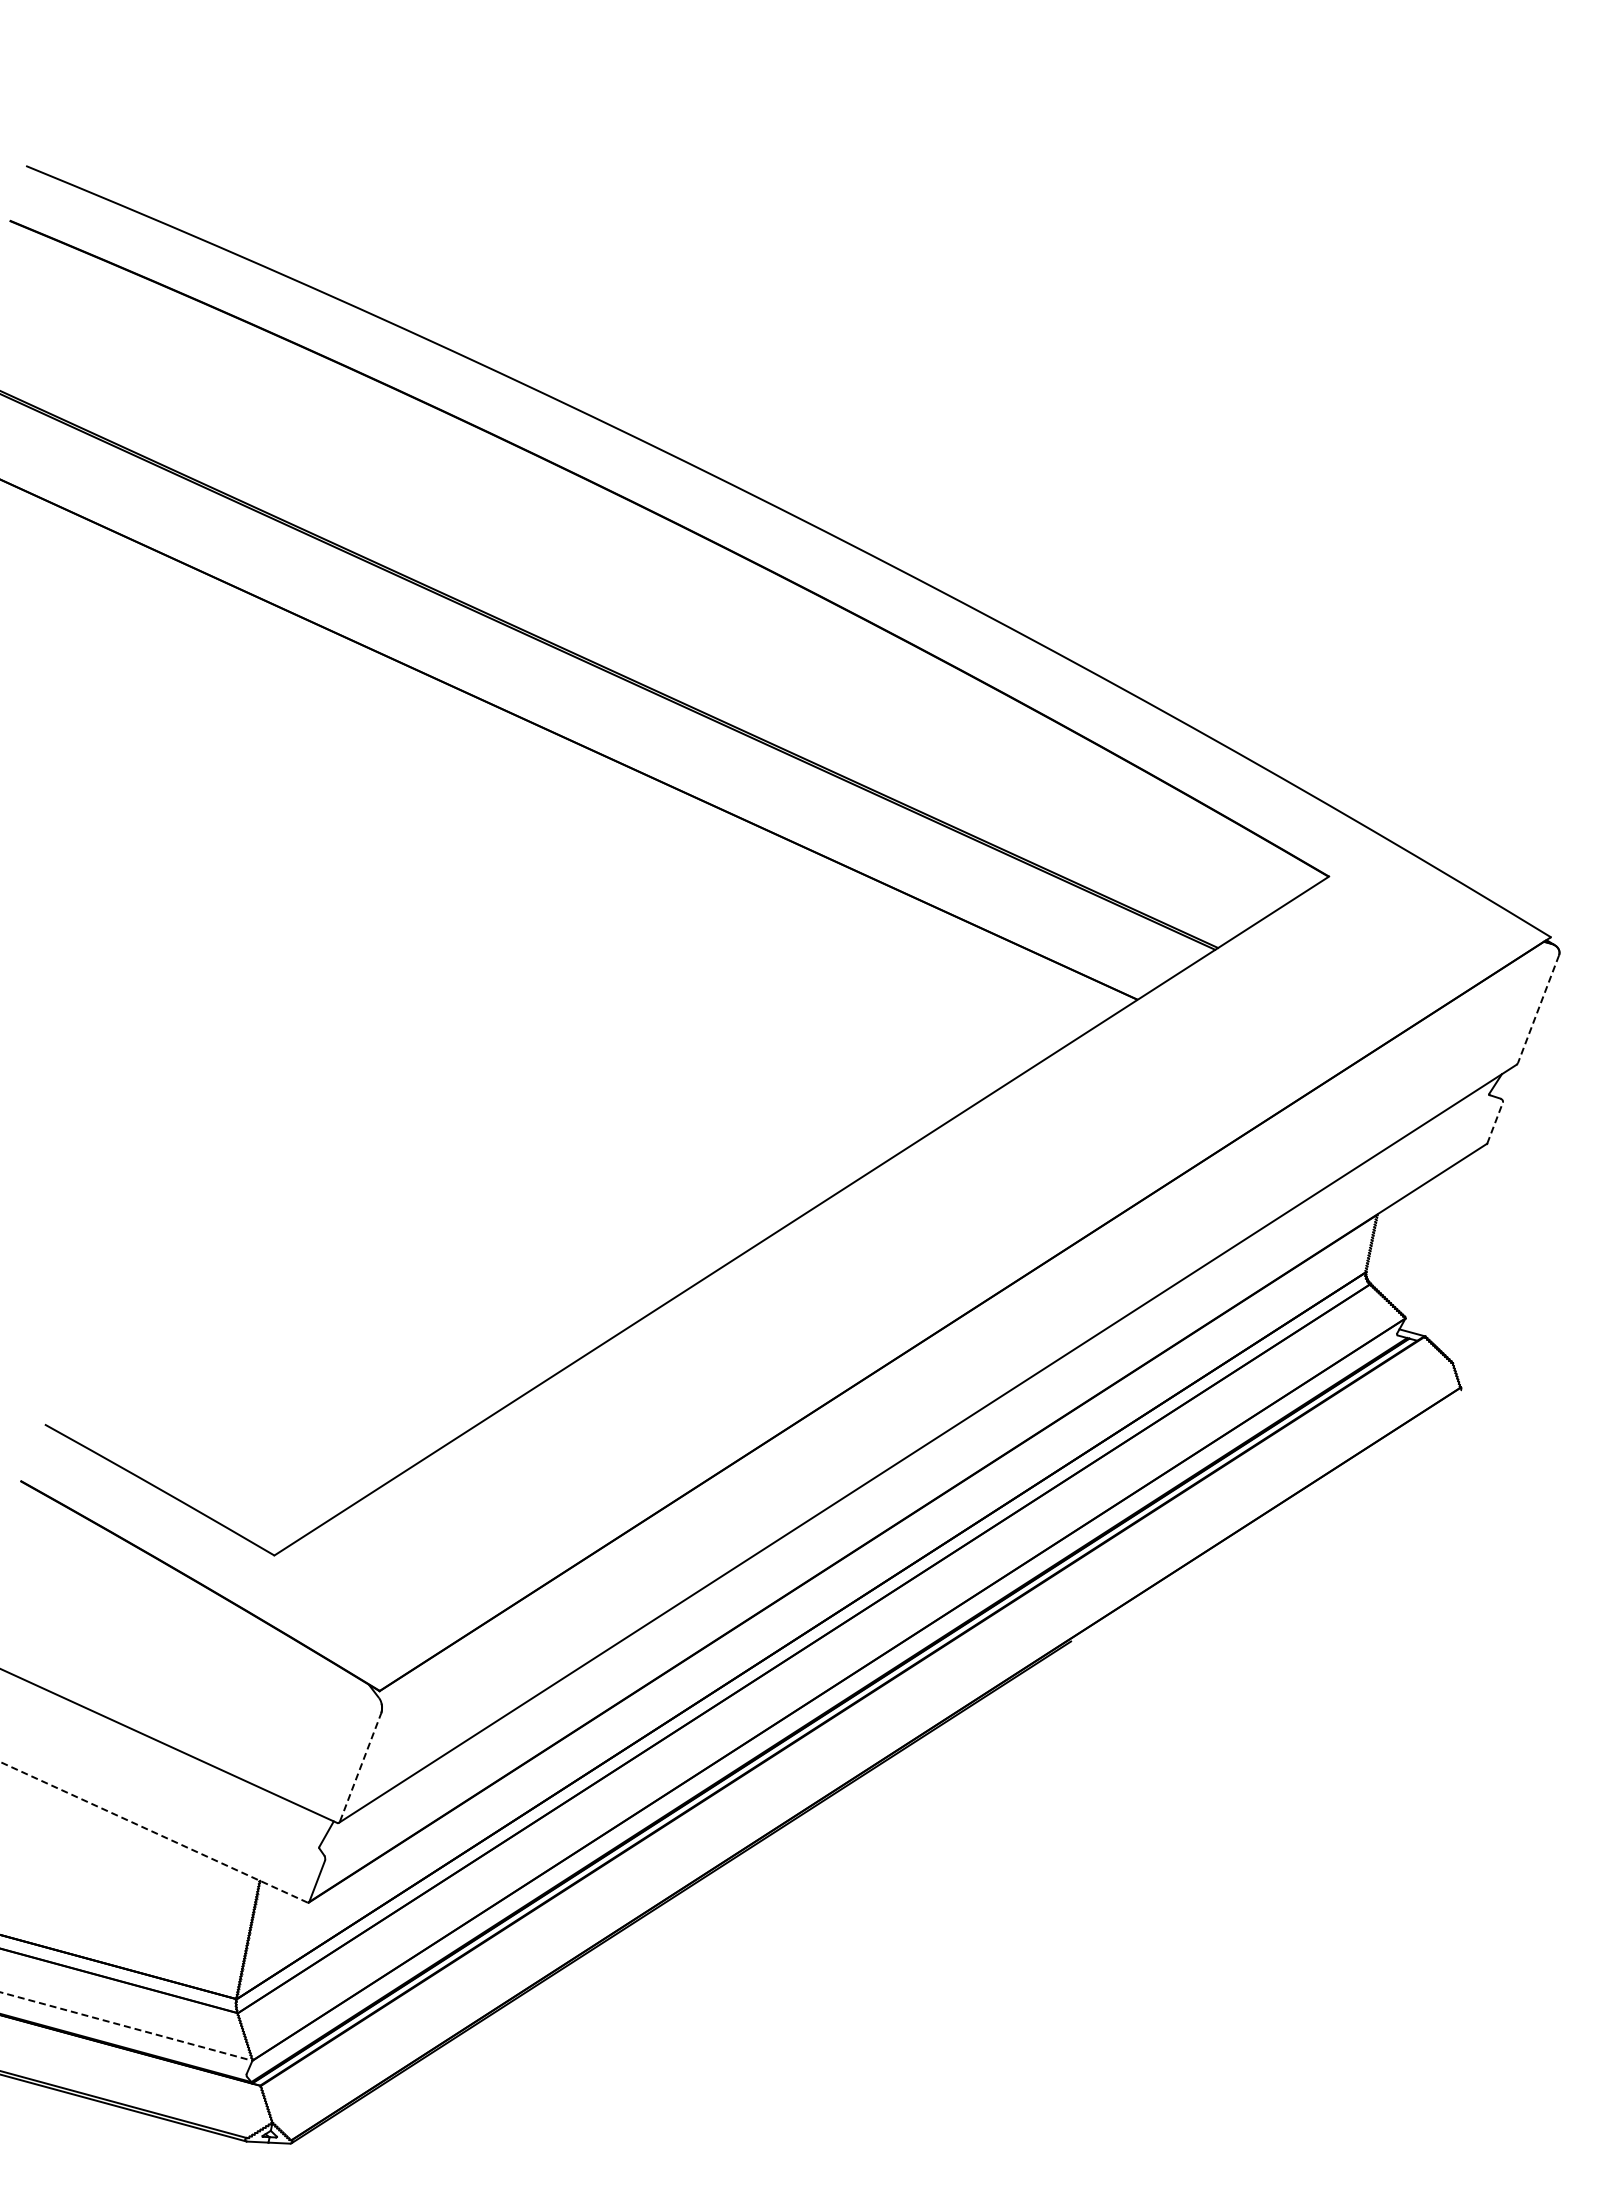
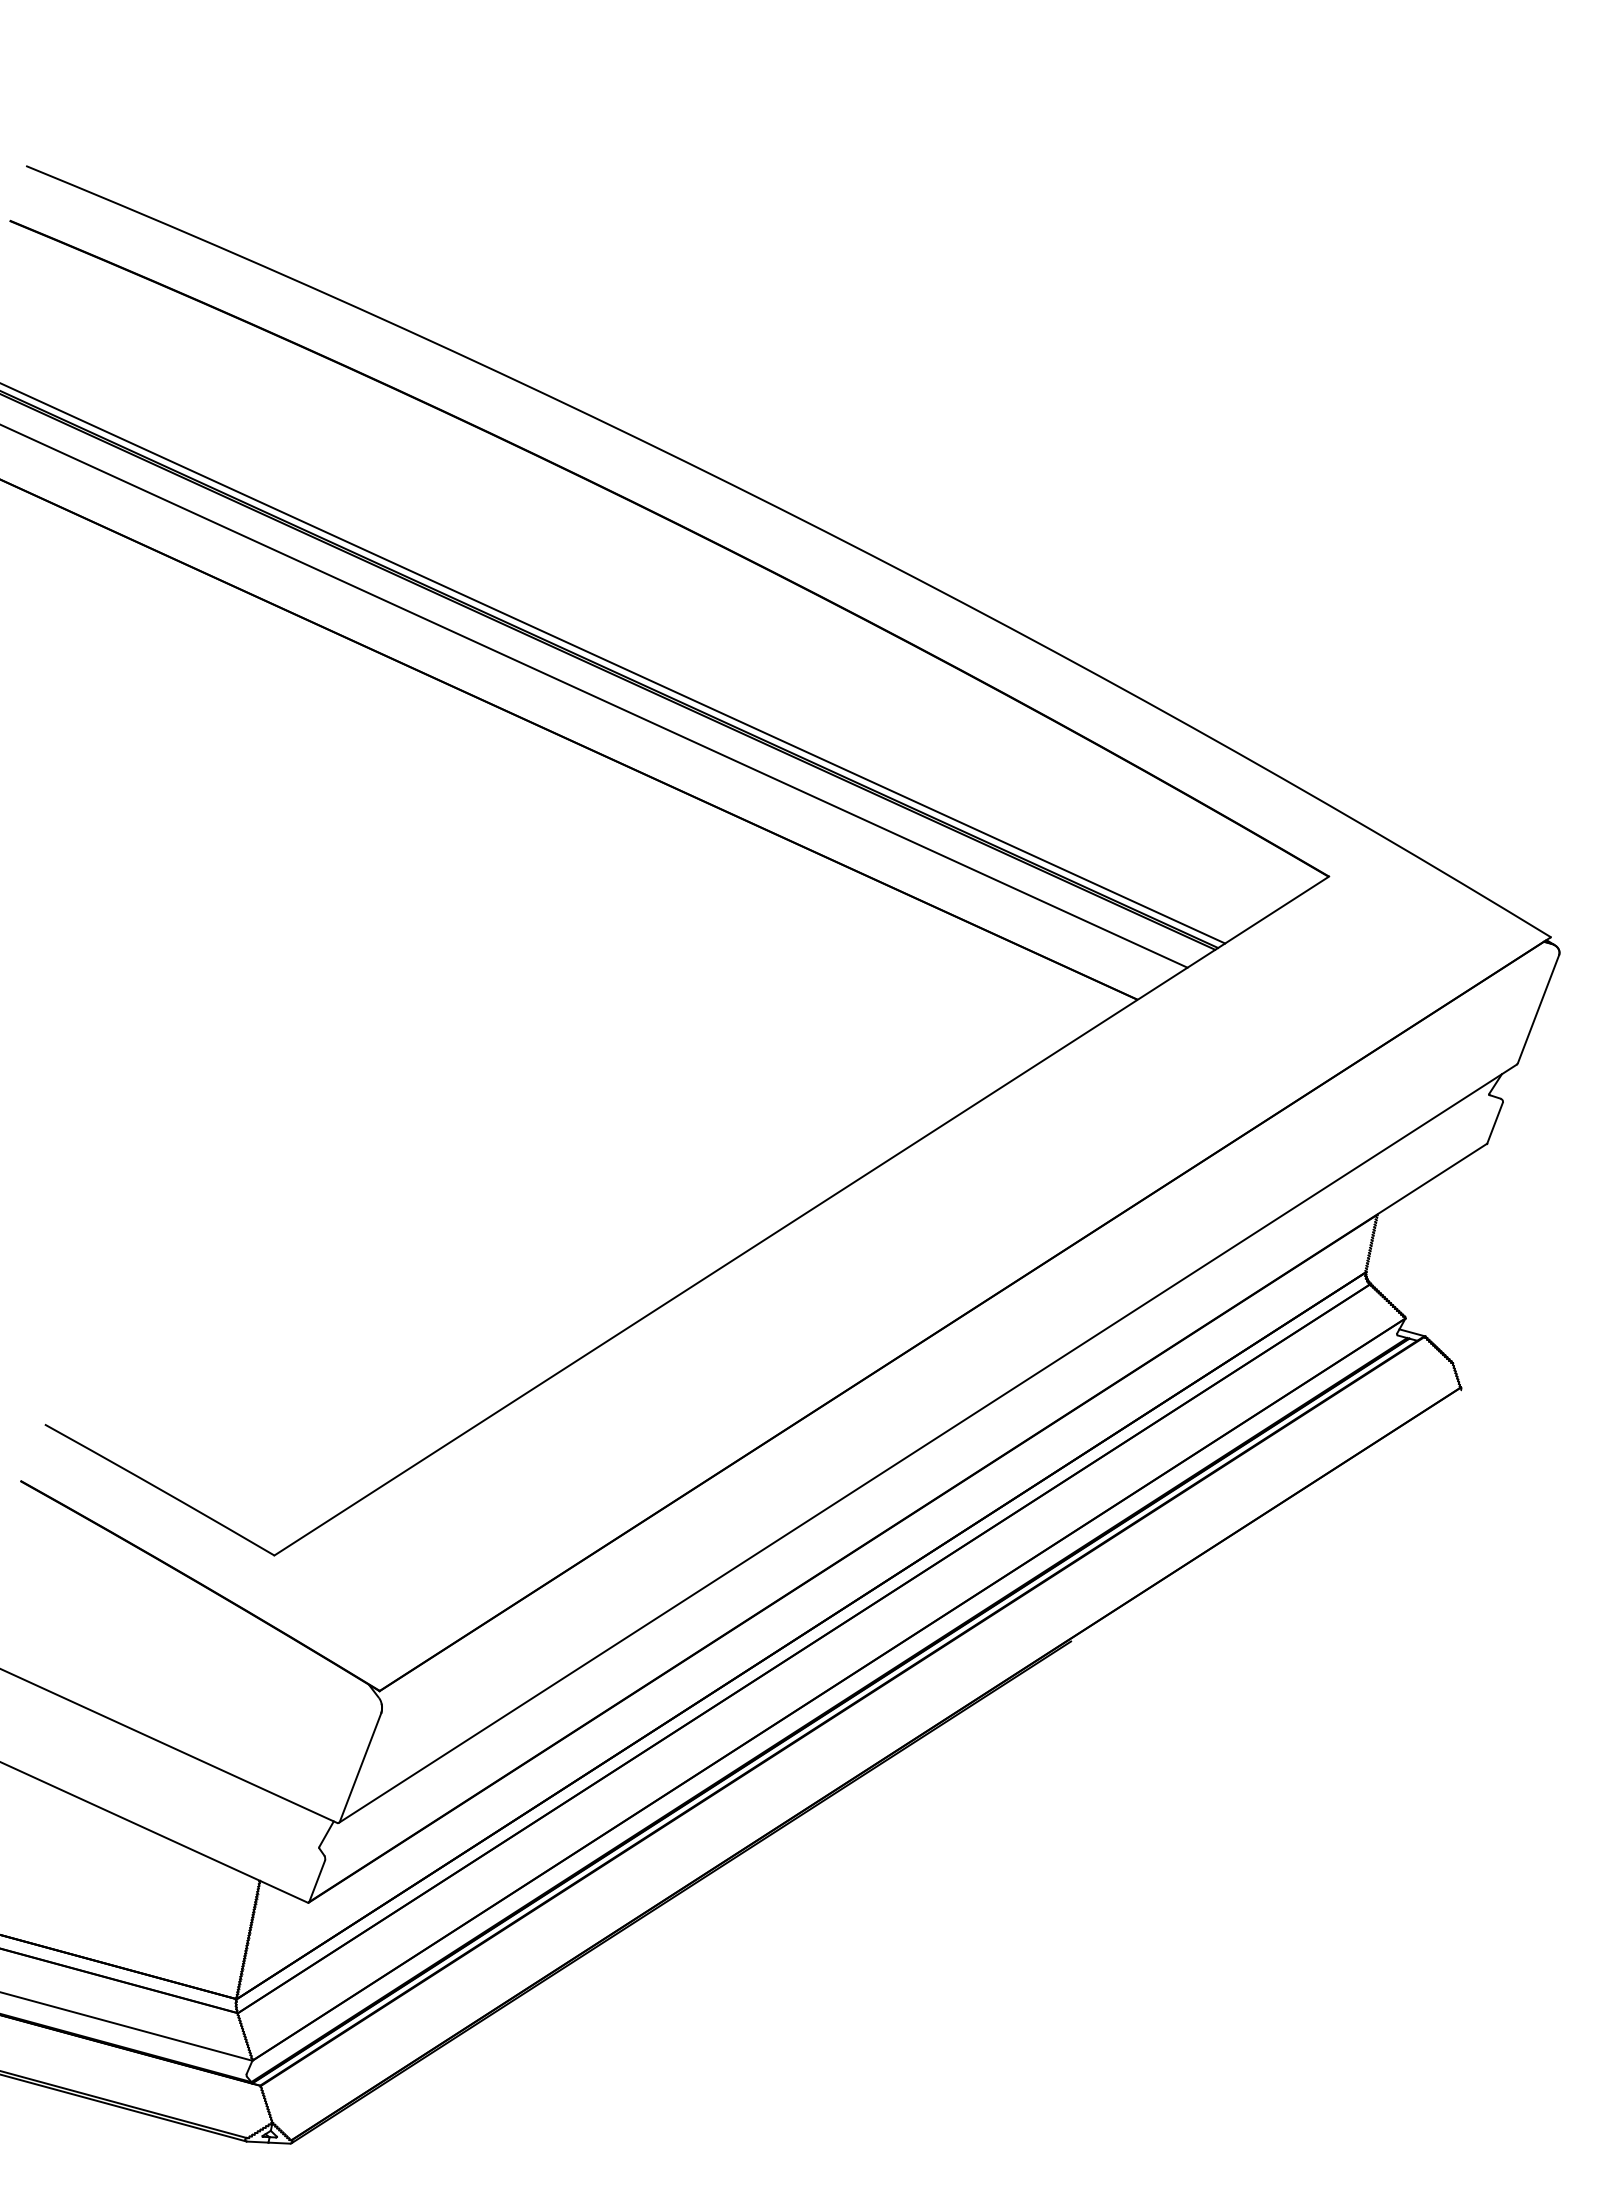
line: none -> present (613, 663)
line: none -> present (594, 696)
line: dashed -> solid (1538, 1009)
line: dashed -> solid (1495, 1123)
line: dashed -> solid (360, 1767)
line: dashed -> solid (154, 1832)
line: dashed -> solid (127, 2026)
